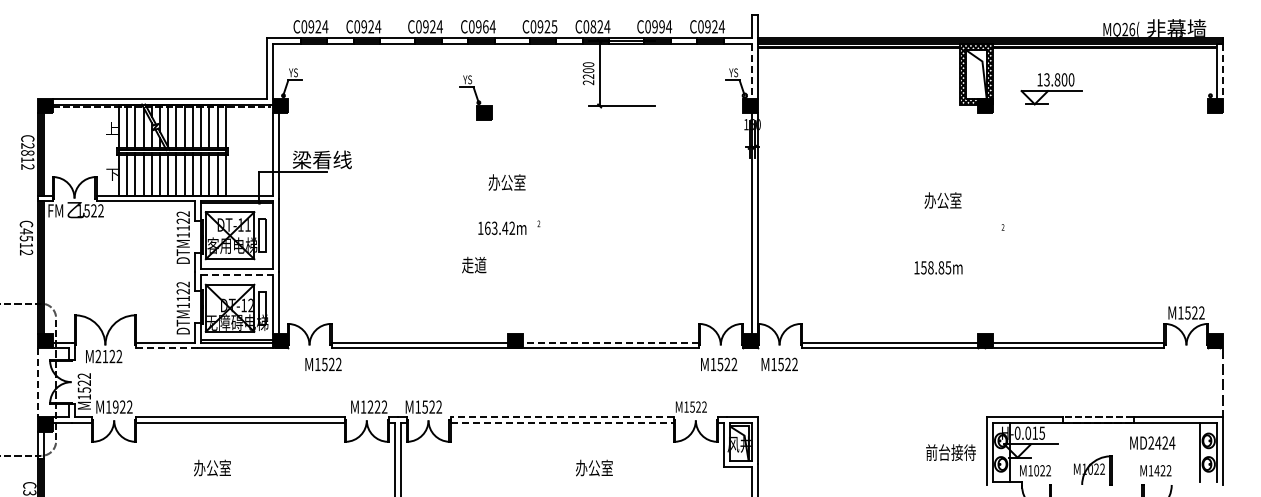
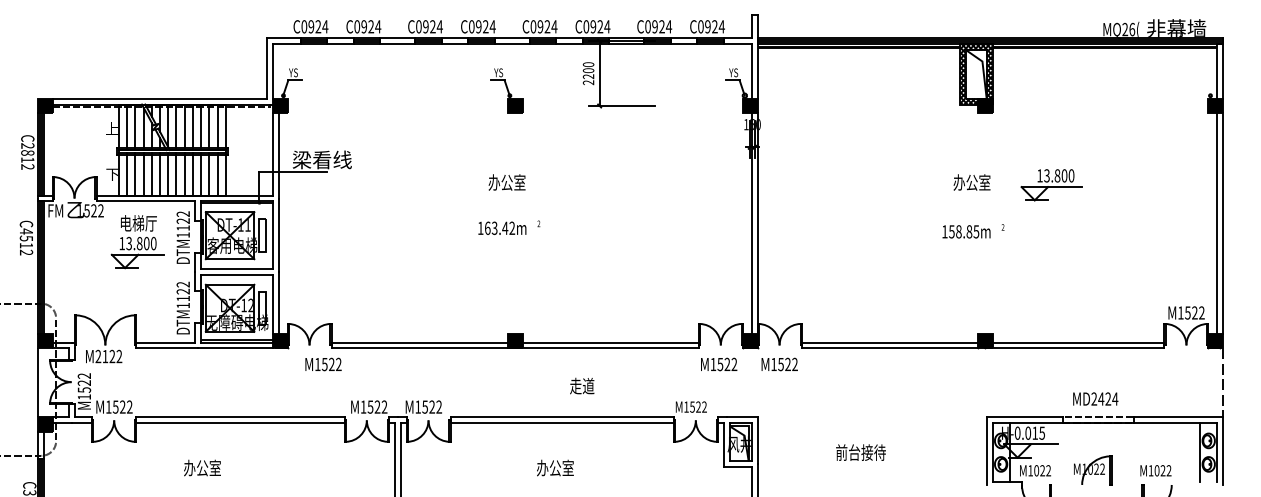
text: C0964 -> C0924 (485, 26)
text: C0925 -> C0924 (554, 26)
text: C0824 -> C0924 (593, 26)
text: C0994 -> C0924 (661, 26)
line: dashed -> solid (751, 72)
line: dashed -> solid (1223, 72)
part position: (1051, 89) -> (1051, 185) (1051, 185)
part position: (475, 97) -> (506, 90) (506, 90)
text position: (942, 200) -> (971, 182) (971, 182)
line: none -> present (1217, 223)
line: none -> present (1223, 223)
part: none -> present (137, 242)
text position: (474, 264) -> (582, 385) (582, 385)
text position: (938, 267) -> (966, 231) (966, 231)
line: dashed -> solid (236, 274)
line: dashed -> solid (610, 342)
line: dashed -> solid (167, 348)
line: dashed -> solid (37, 382)
text: M1922 -> M1522 (115, 406)
text: M1222 -> M1522 (370, 406)
line: dashed -> solid (562, 417)
line: dashed -> solid (562, 423)
text position: (1152, 442) -> (1095, 398) (1095, 398)
text position: (950, 452) -> (860, 452) (860, 452)
text position: (212, 467) -> (202, 467) (202, 467)
text position: (594, 467) -> (555, 467) (555, 467)
text: M1422 -> M1022 (1156, 470)
